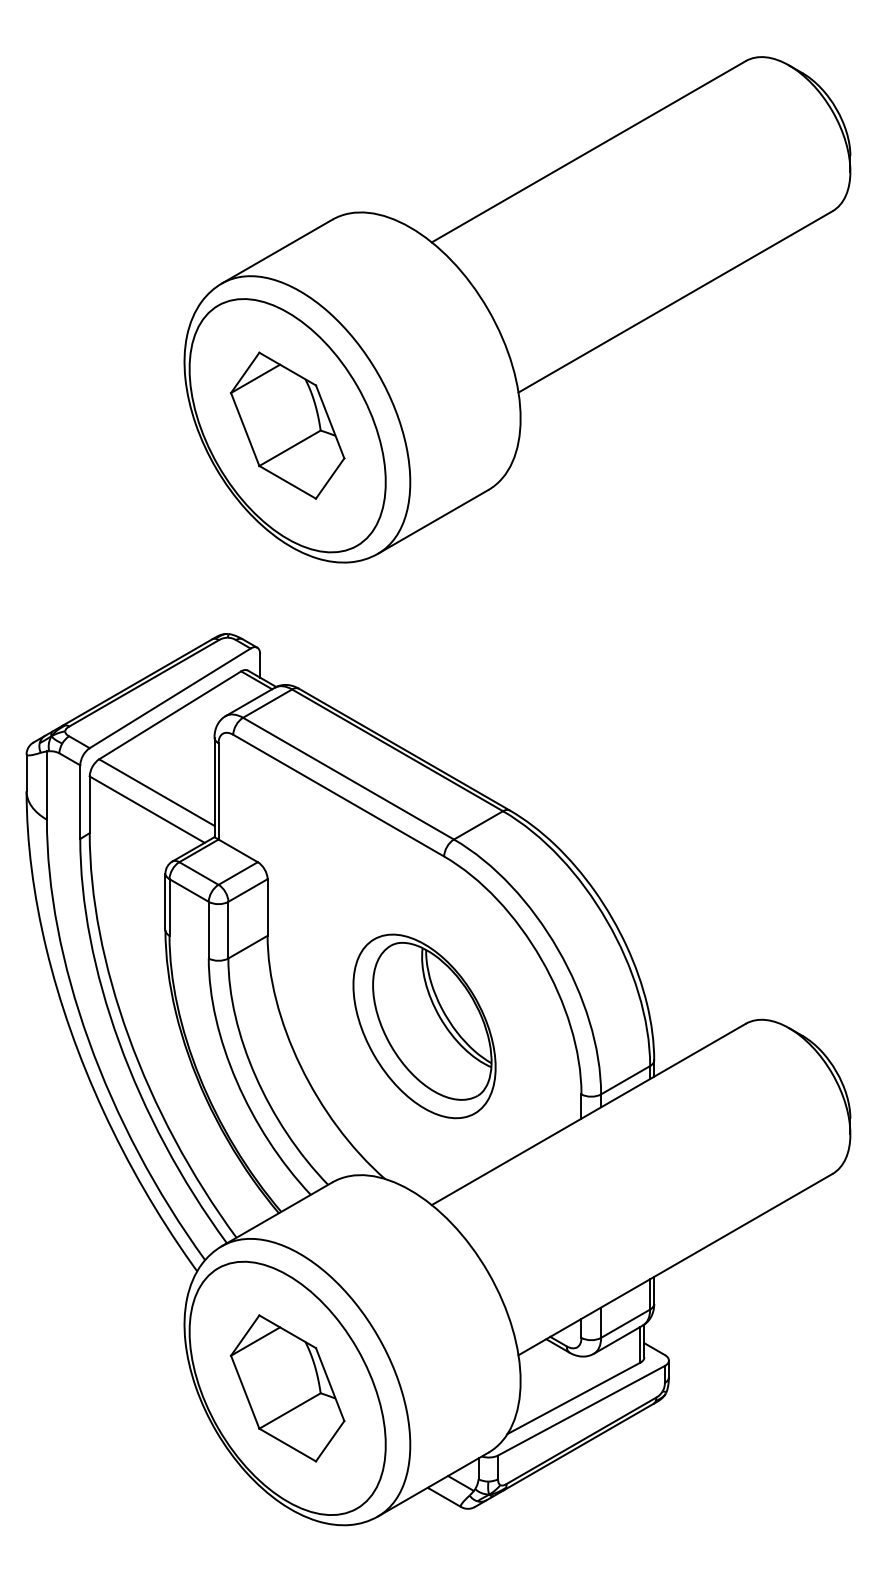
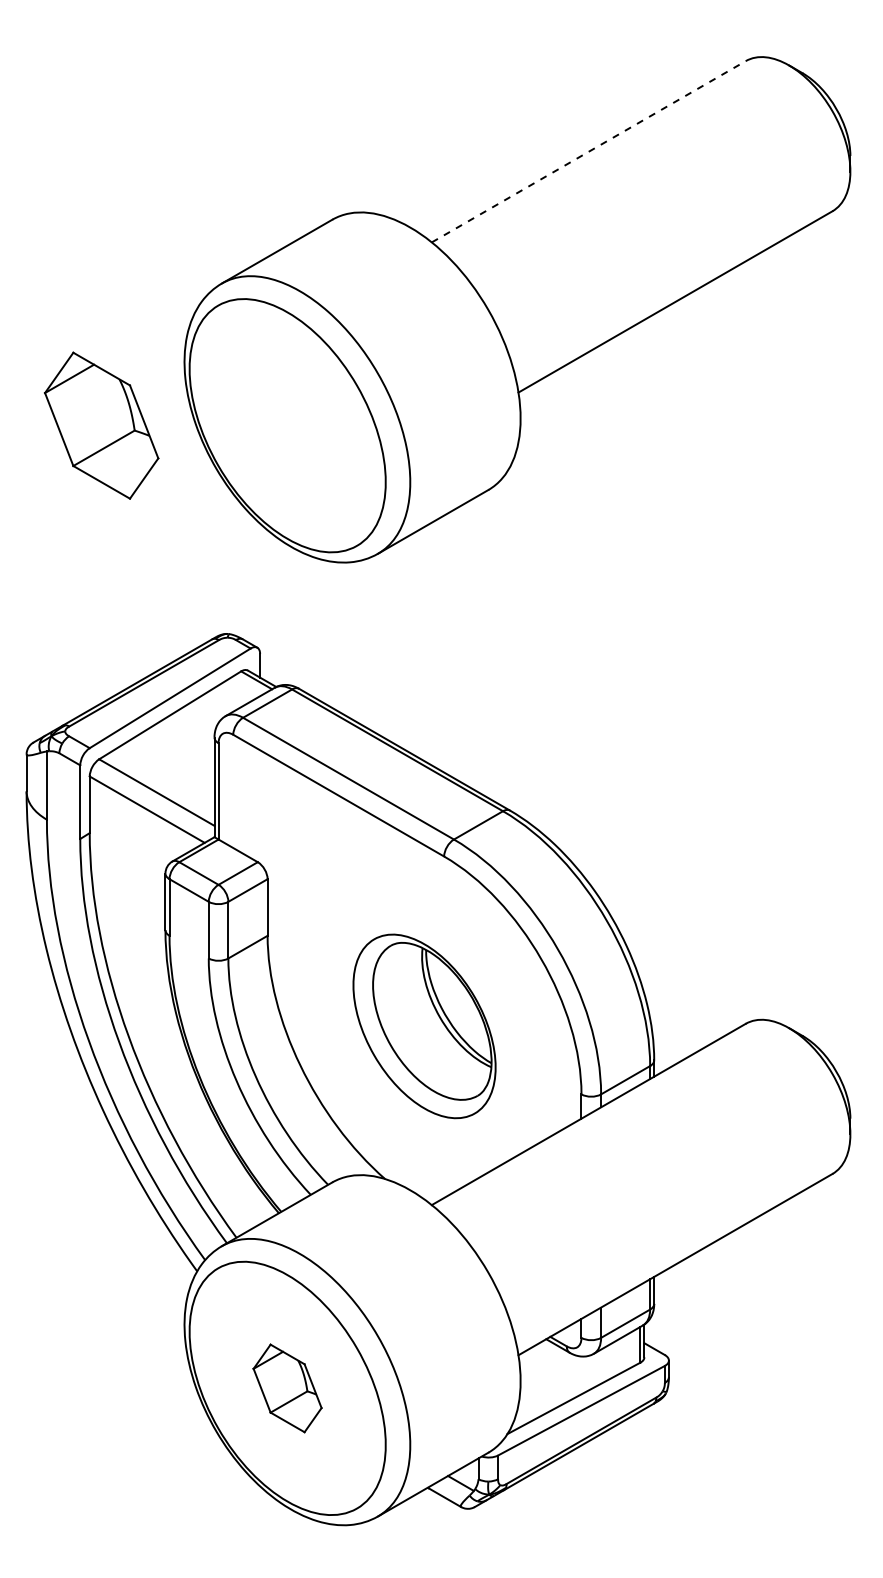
line: solid -> dashed (589, 151)
part position: (287, 425) -> (101, 425) (101, 425)
part size: 117x149 px -> 71x91 px (287, 1388)
